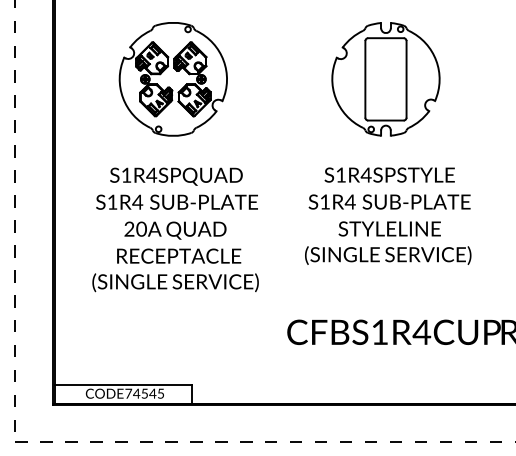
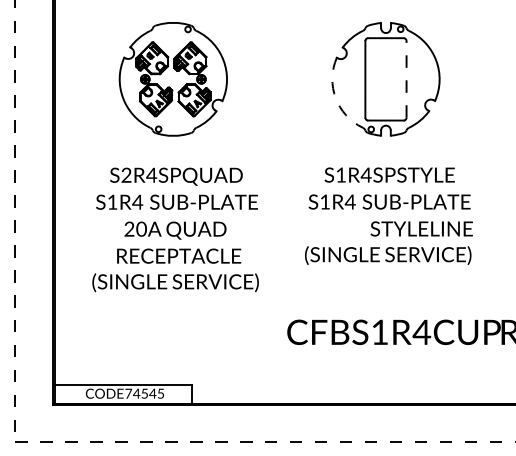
line: solid -> dashed (406, 78)
arc: solid -> dashed (335, 98)
text: S1R4SPQUAD -> S2R4SPQUAD (126, 174)
text position: (389, 228) -> (421, 228) (421, 228)
